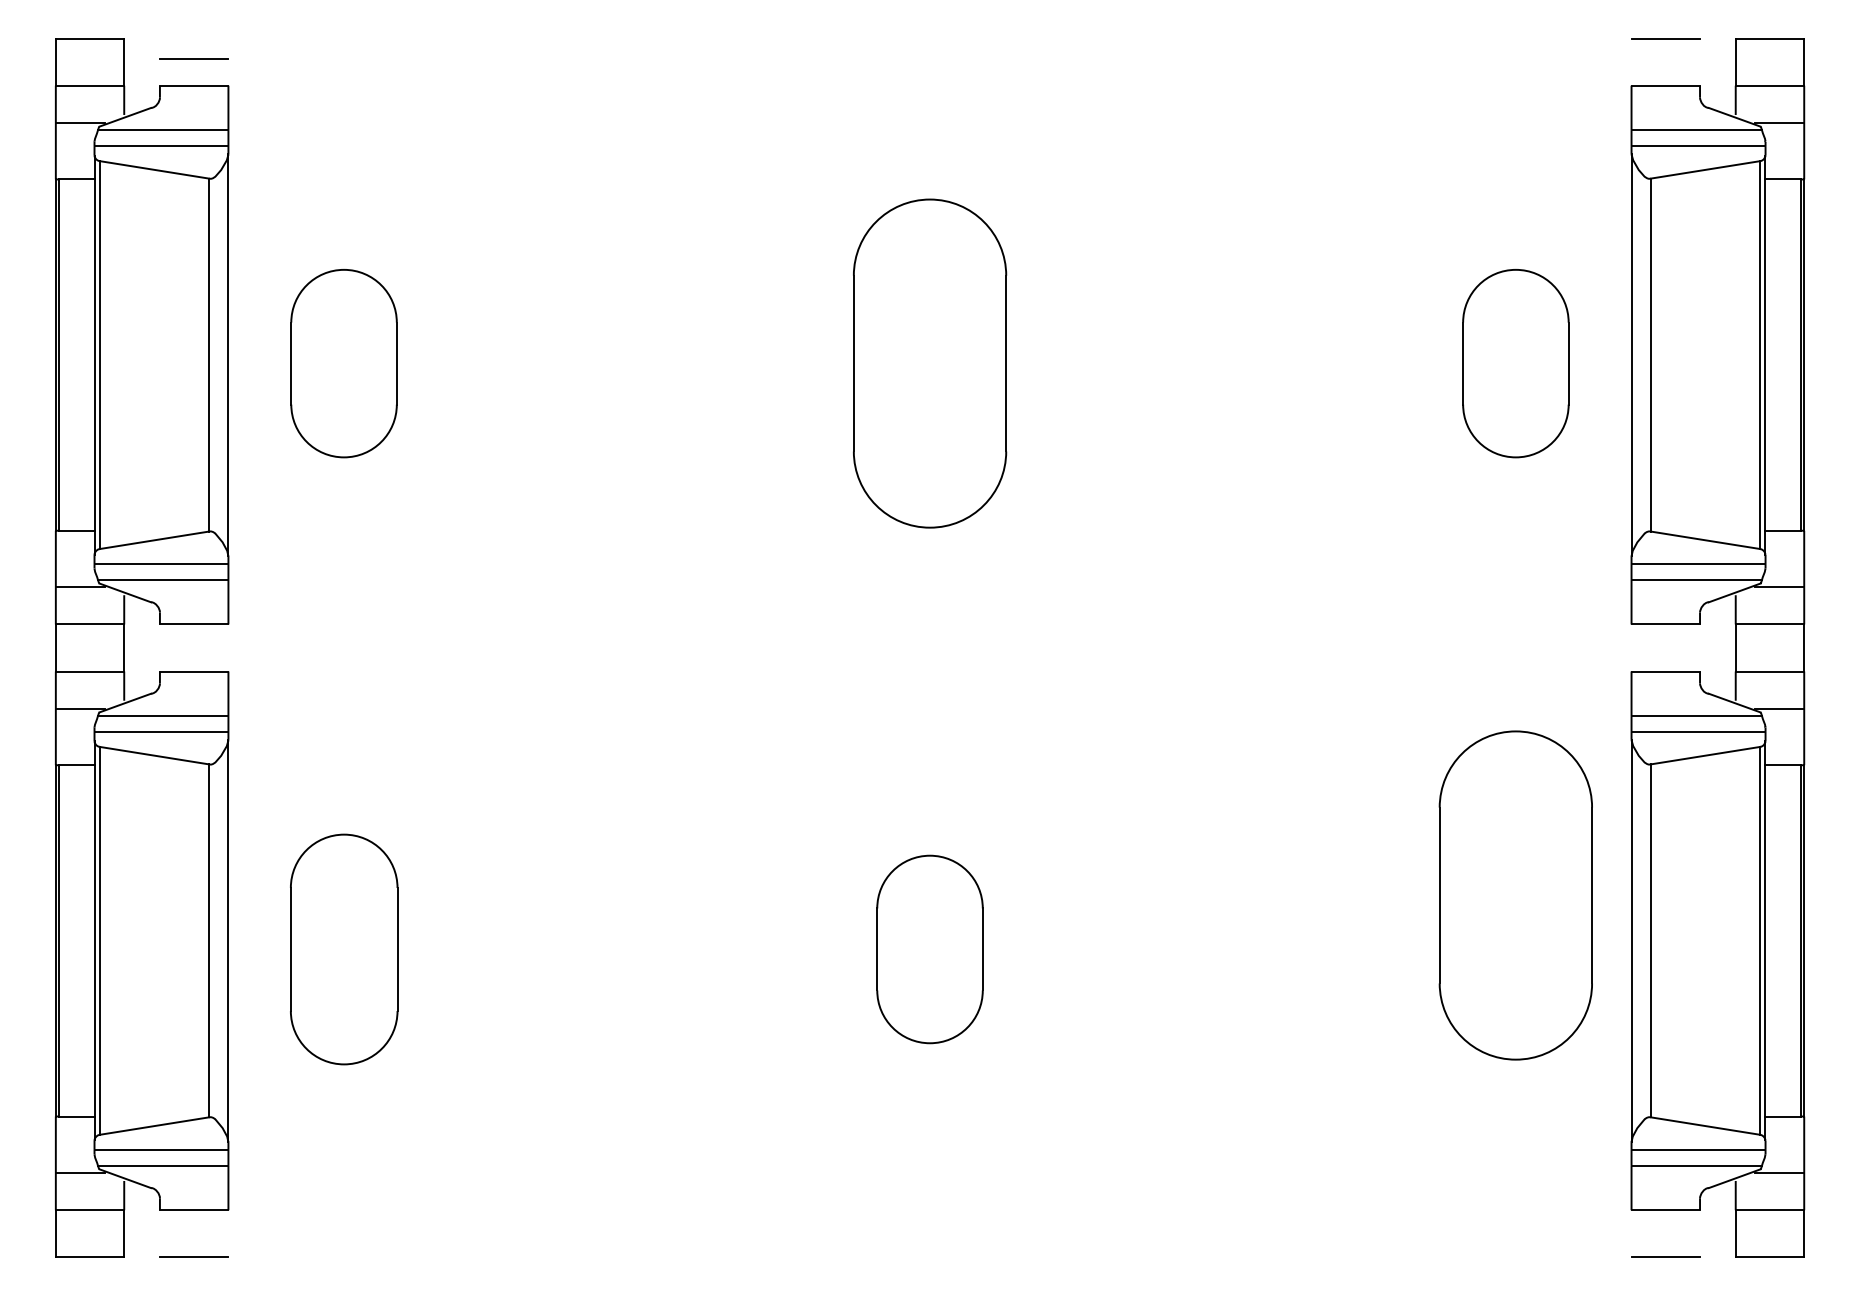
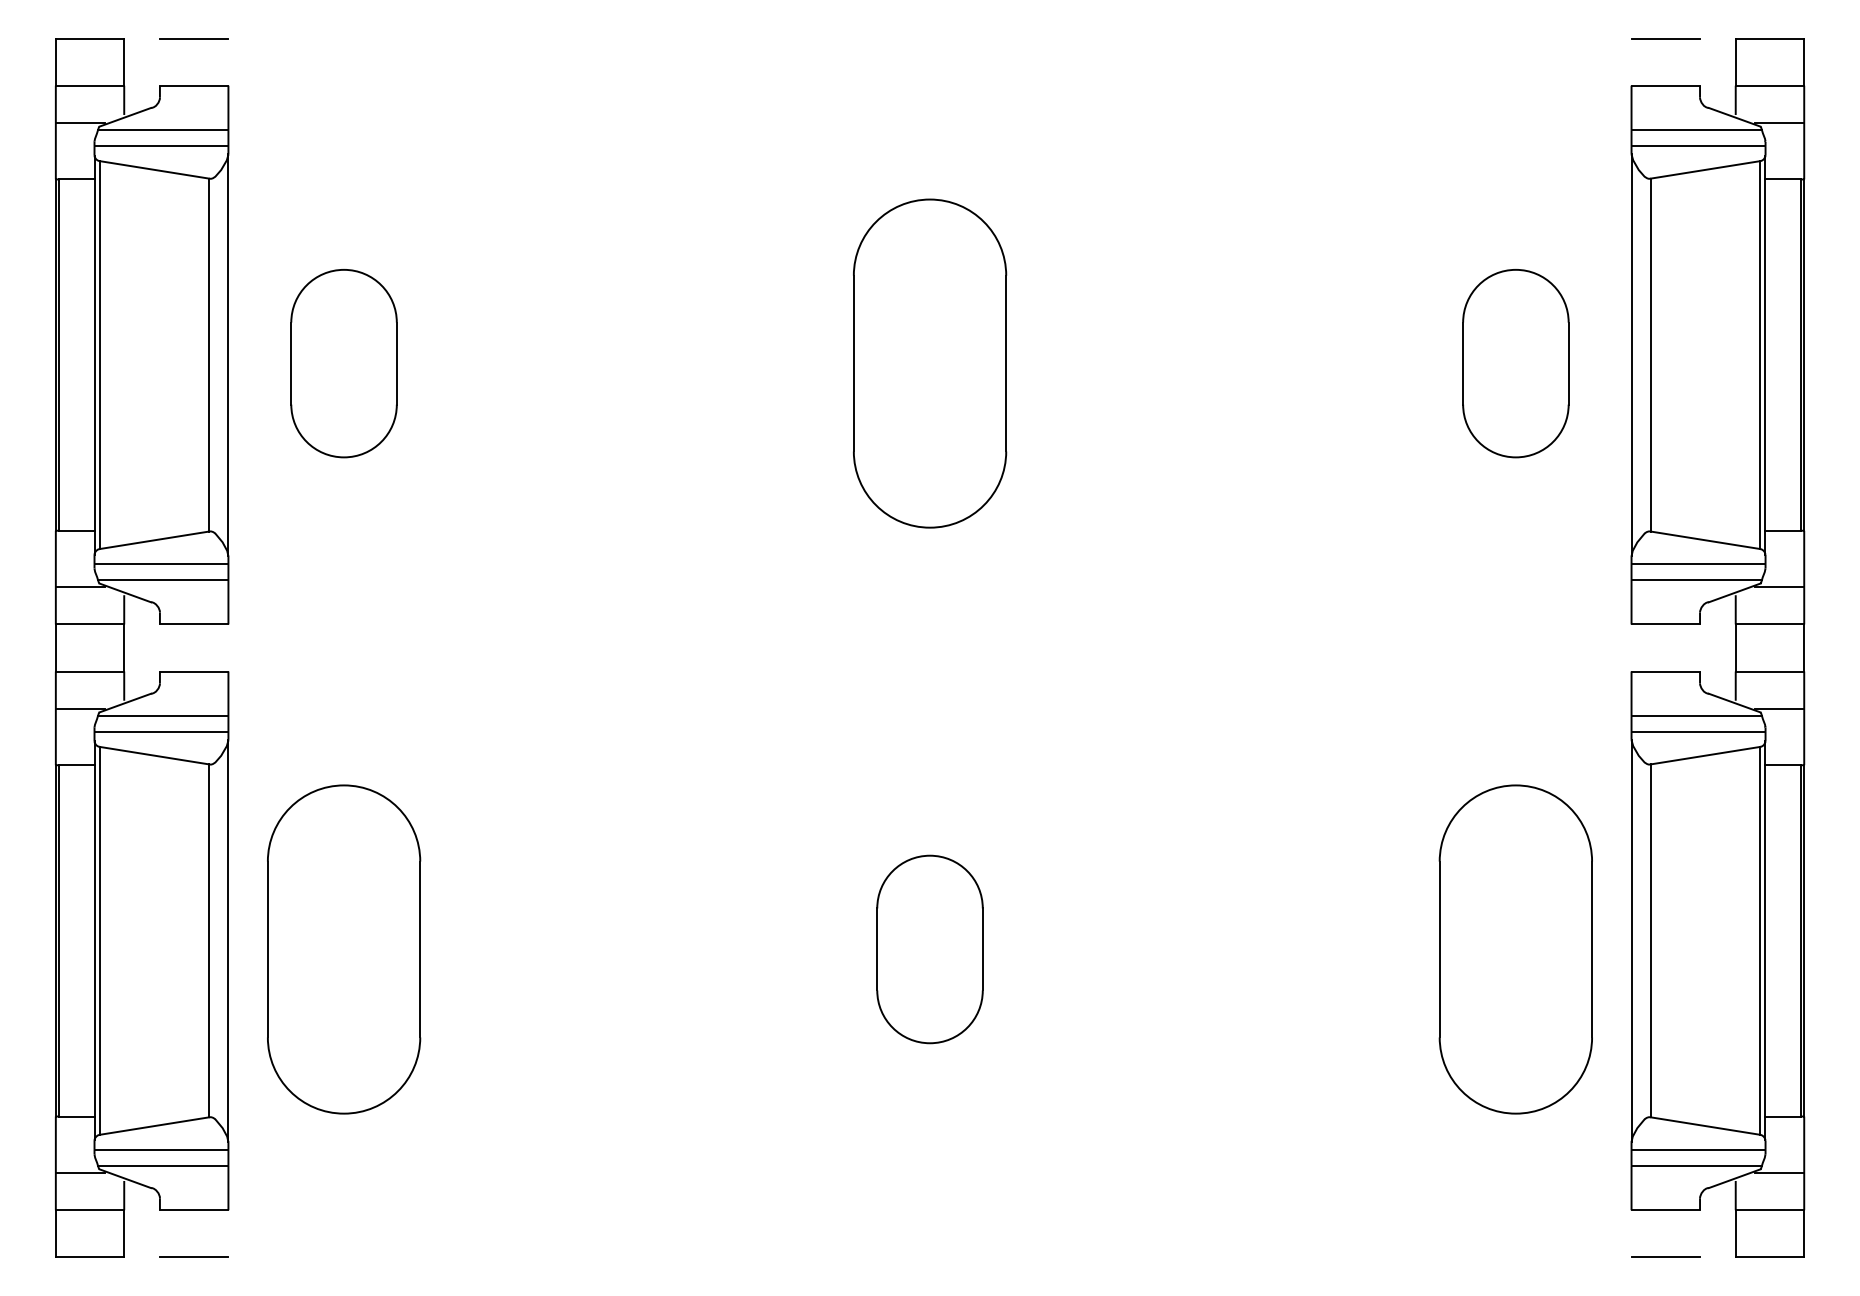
line position: (193, 58) -> (193, 38) (193, 38)
part position: (1515, 895) -> (1515, 949) (1515, 949)
part size: 109x233 px -> 155x331 px (344, 949)
